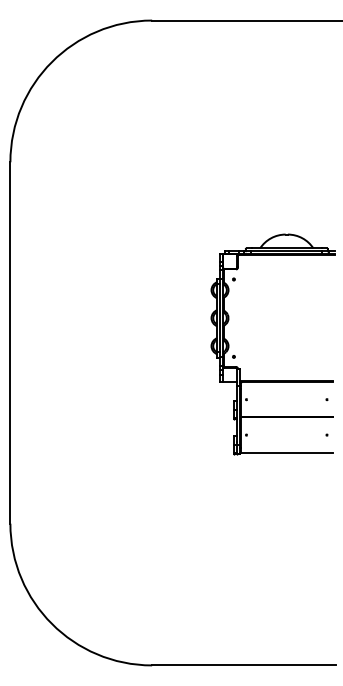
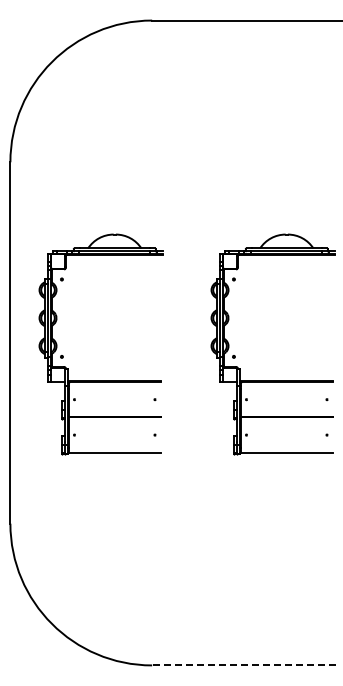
part: none -> present (100, 380)
line: solid -> dashed (243, 665)
